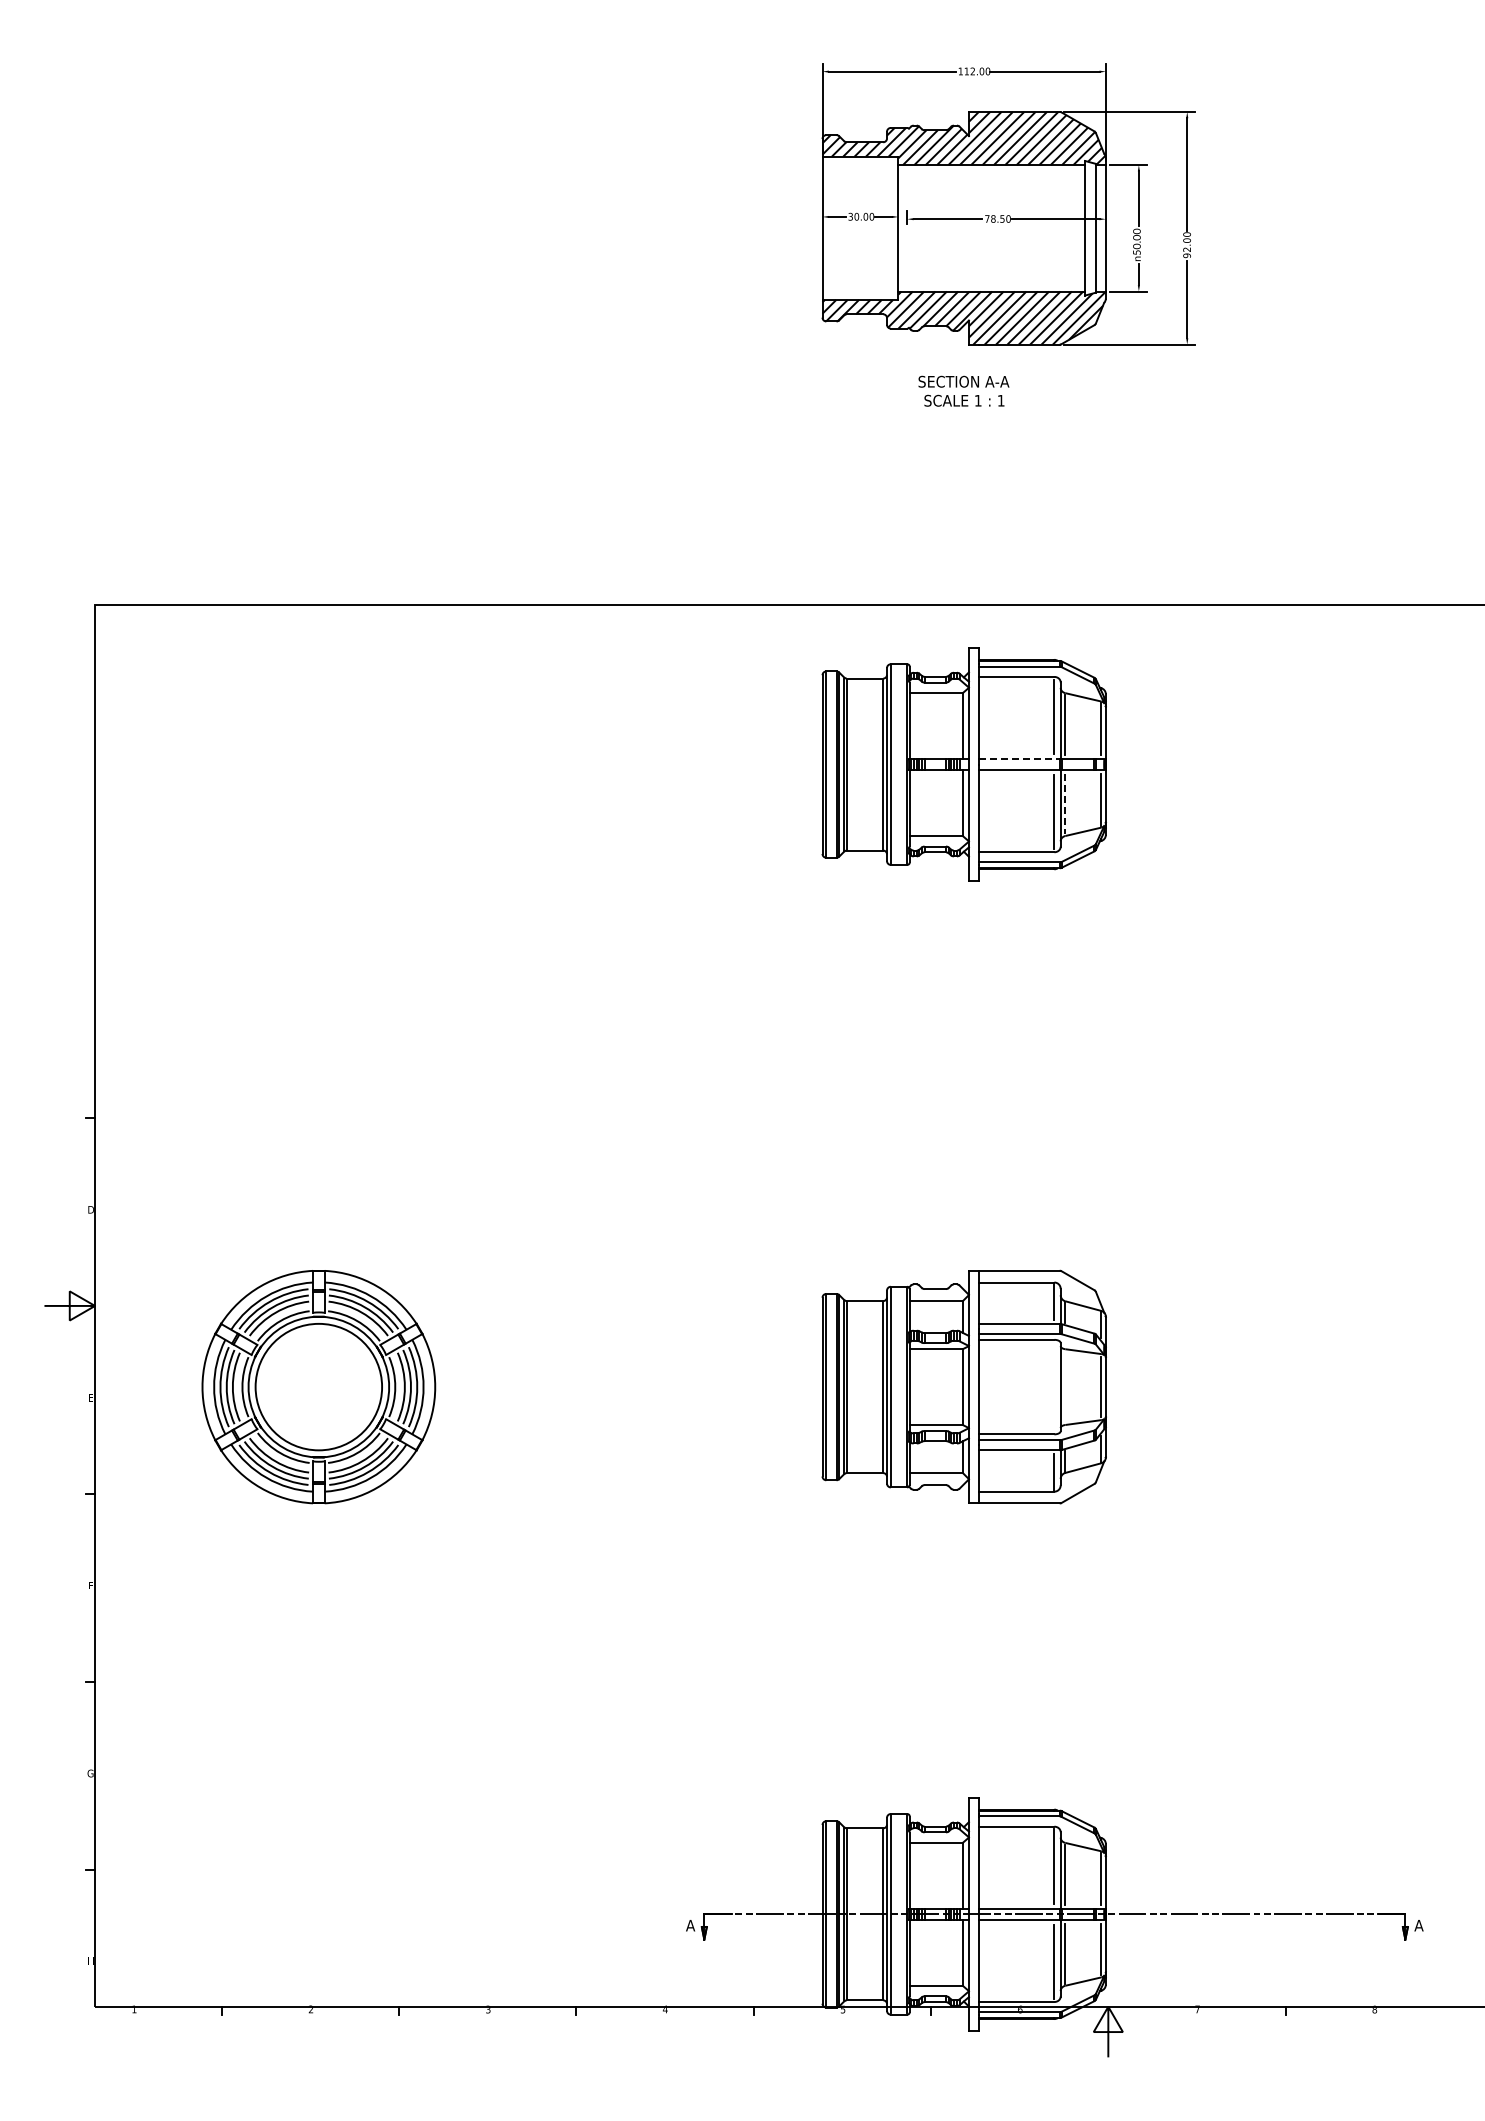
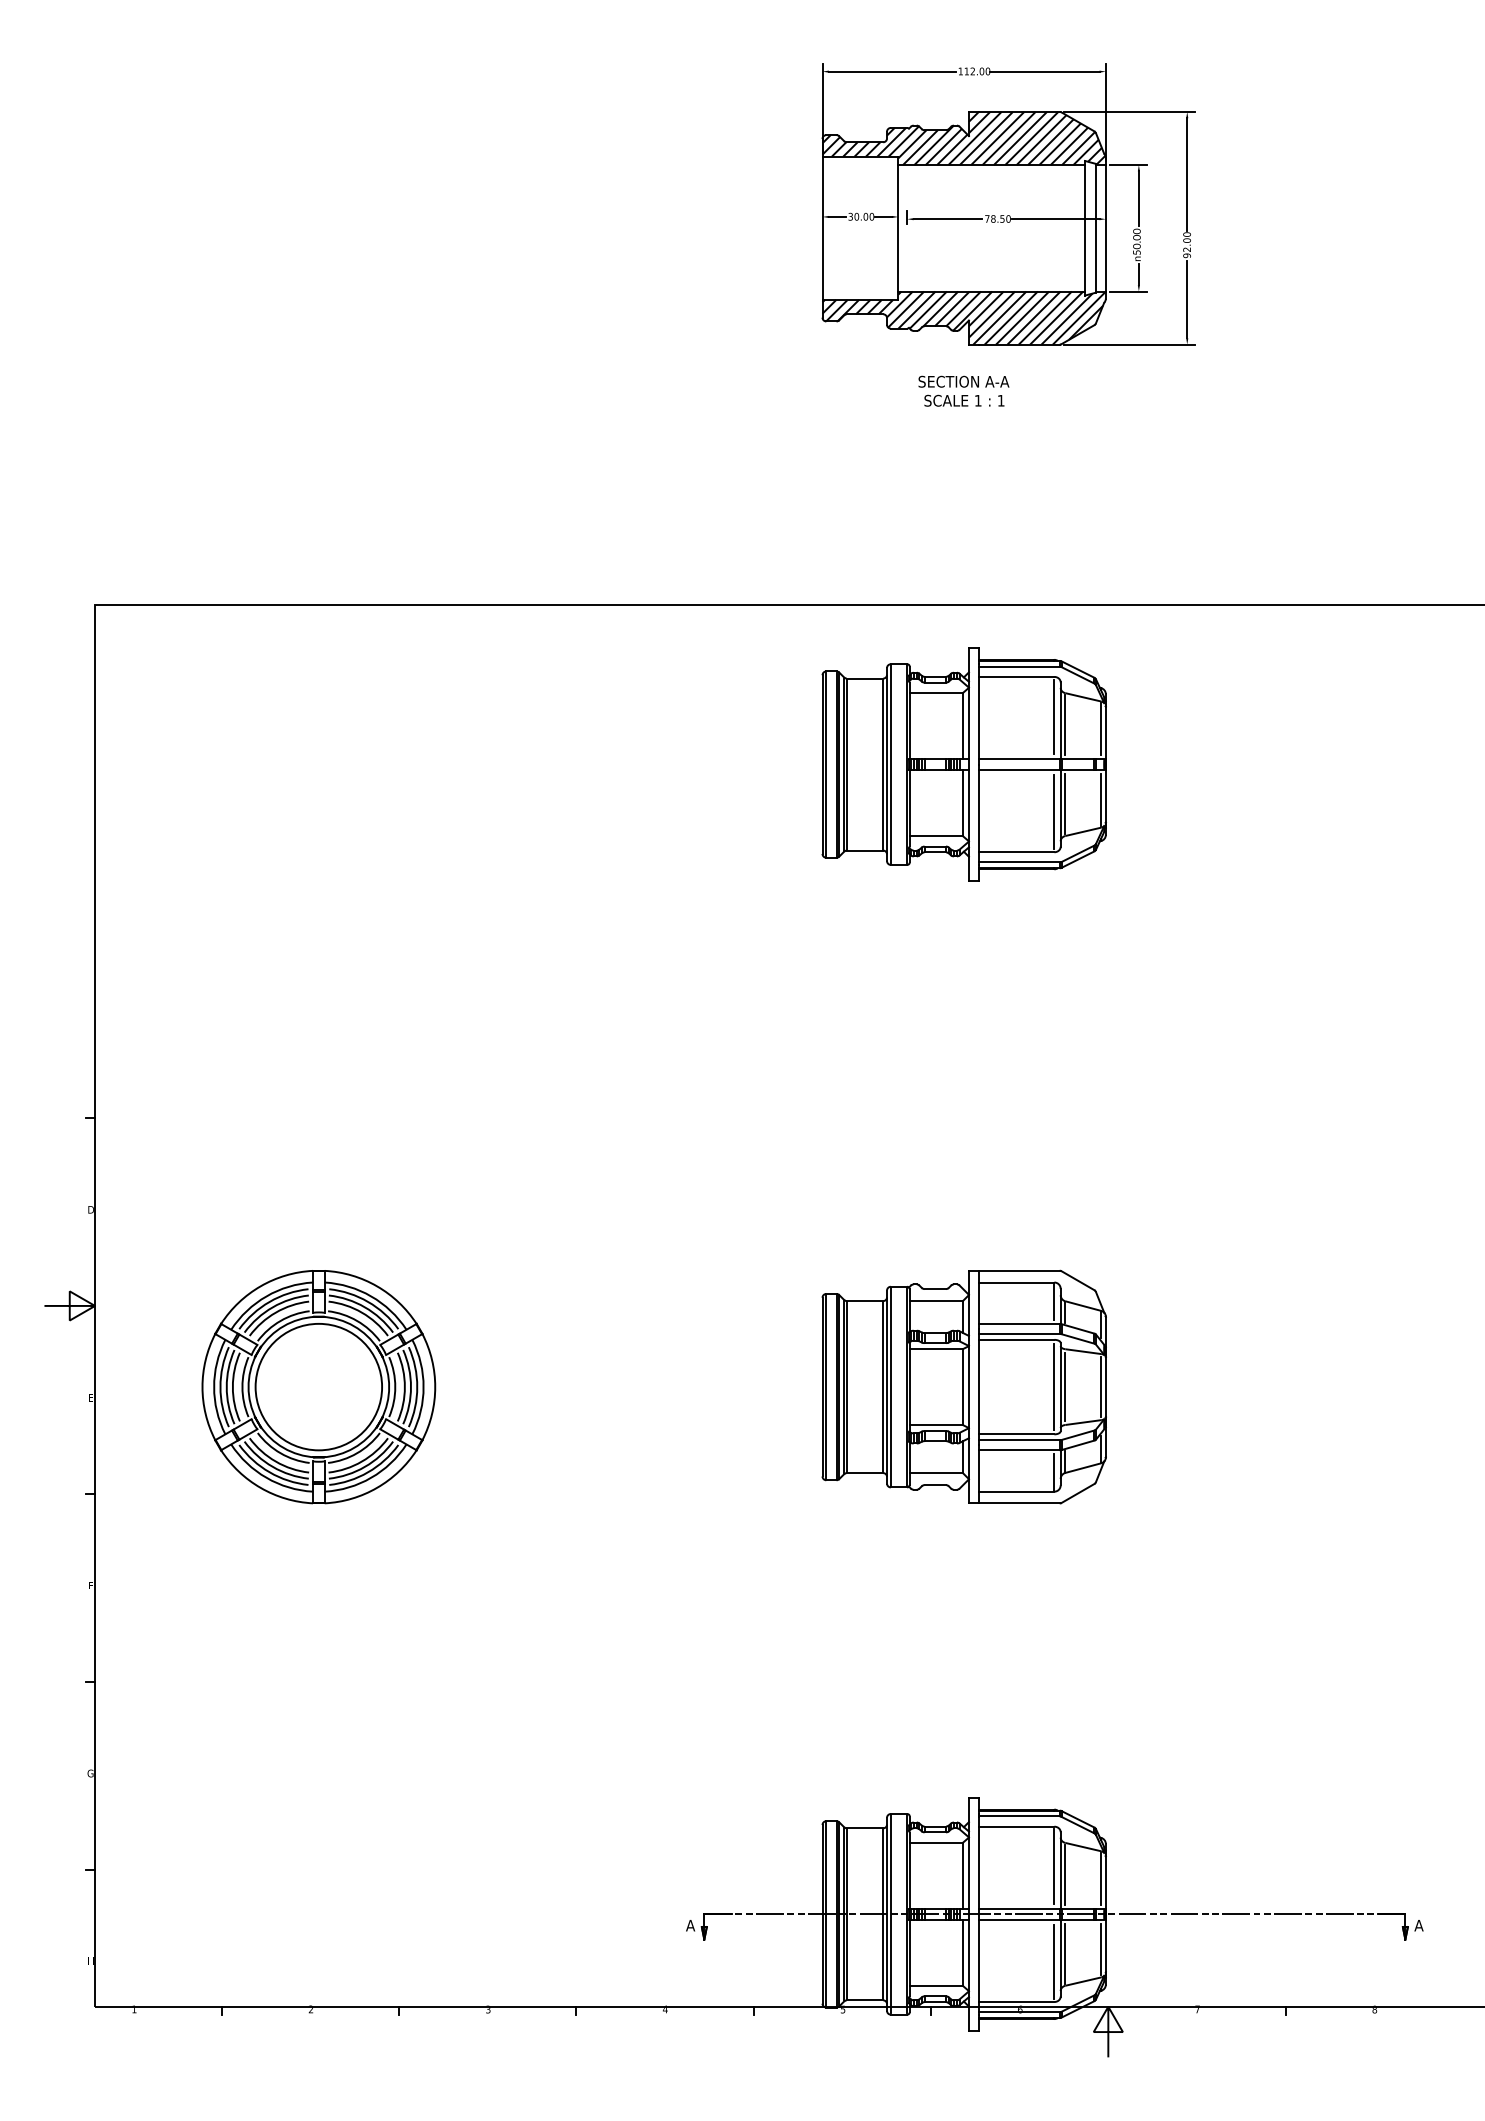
line: dashed -> solid (1019, 758)
line: dashed -> solid (1065, 804)
line: none -> present (1054, 1386)
line: none -> present (1065, 1386)
